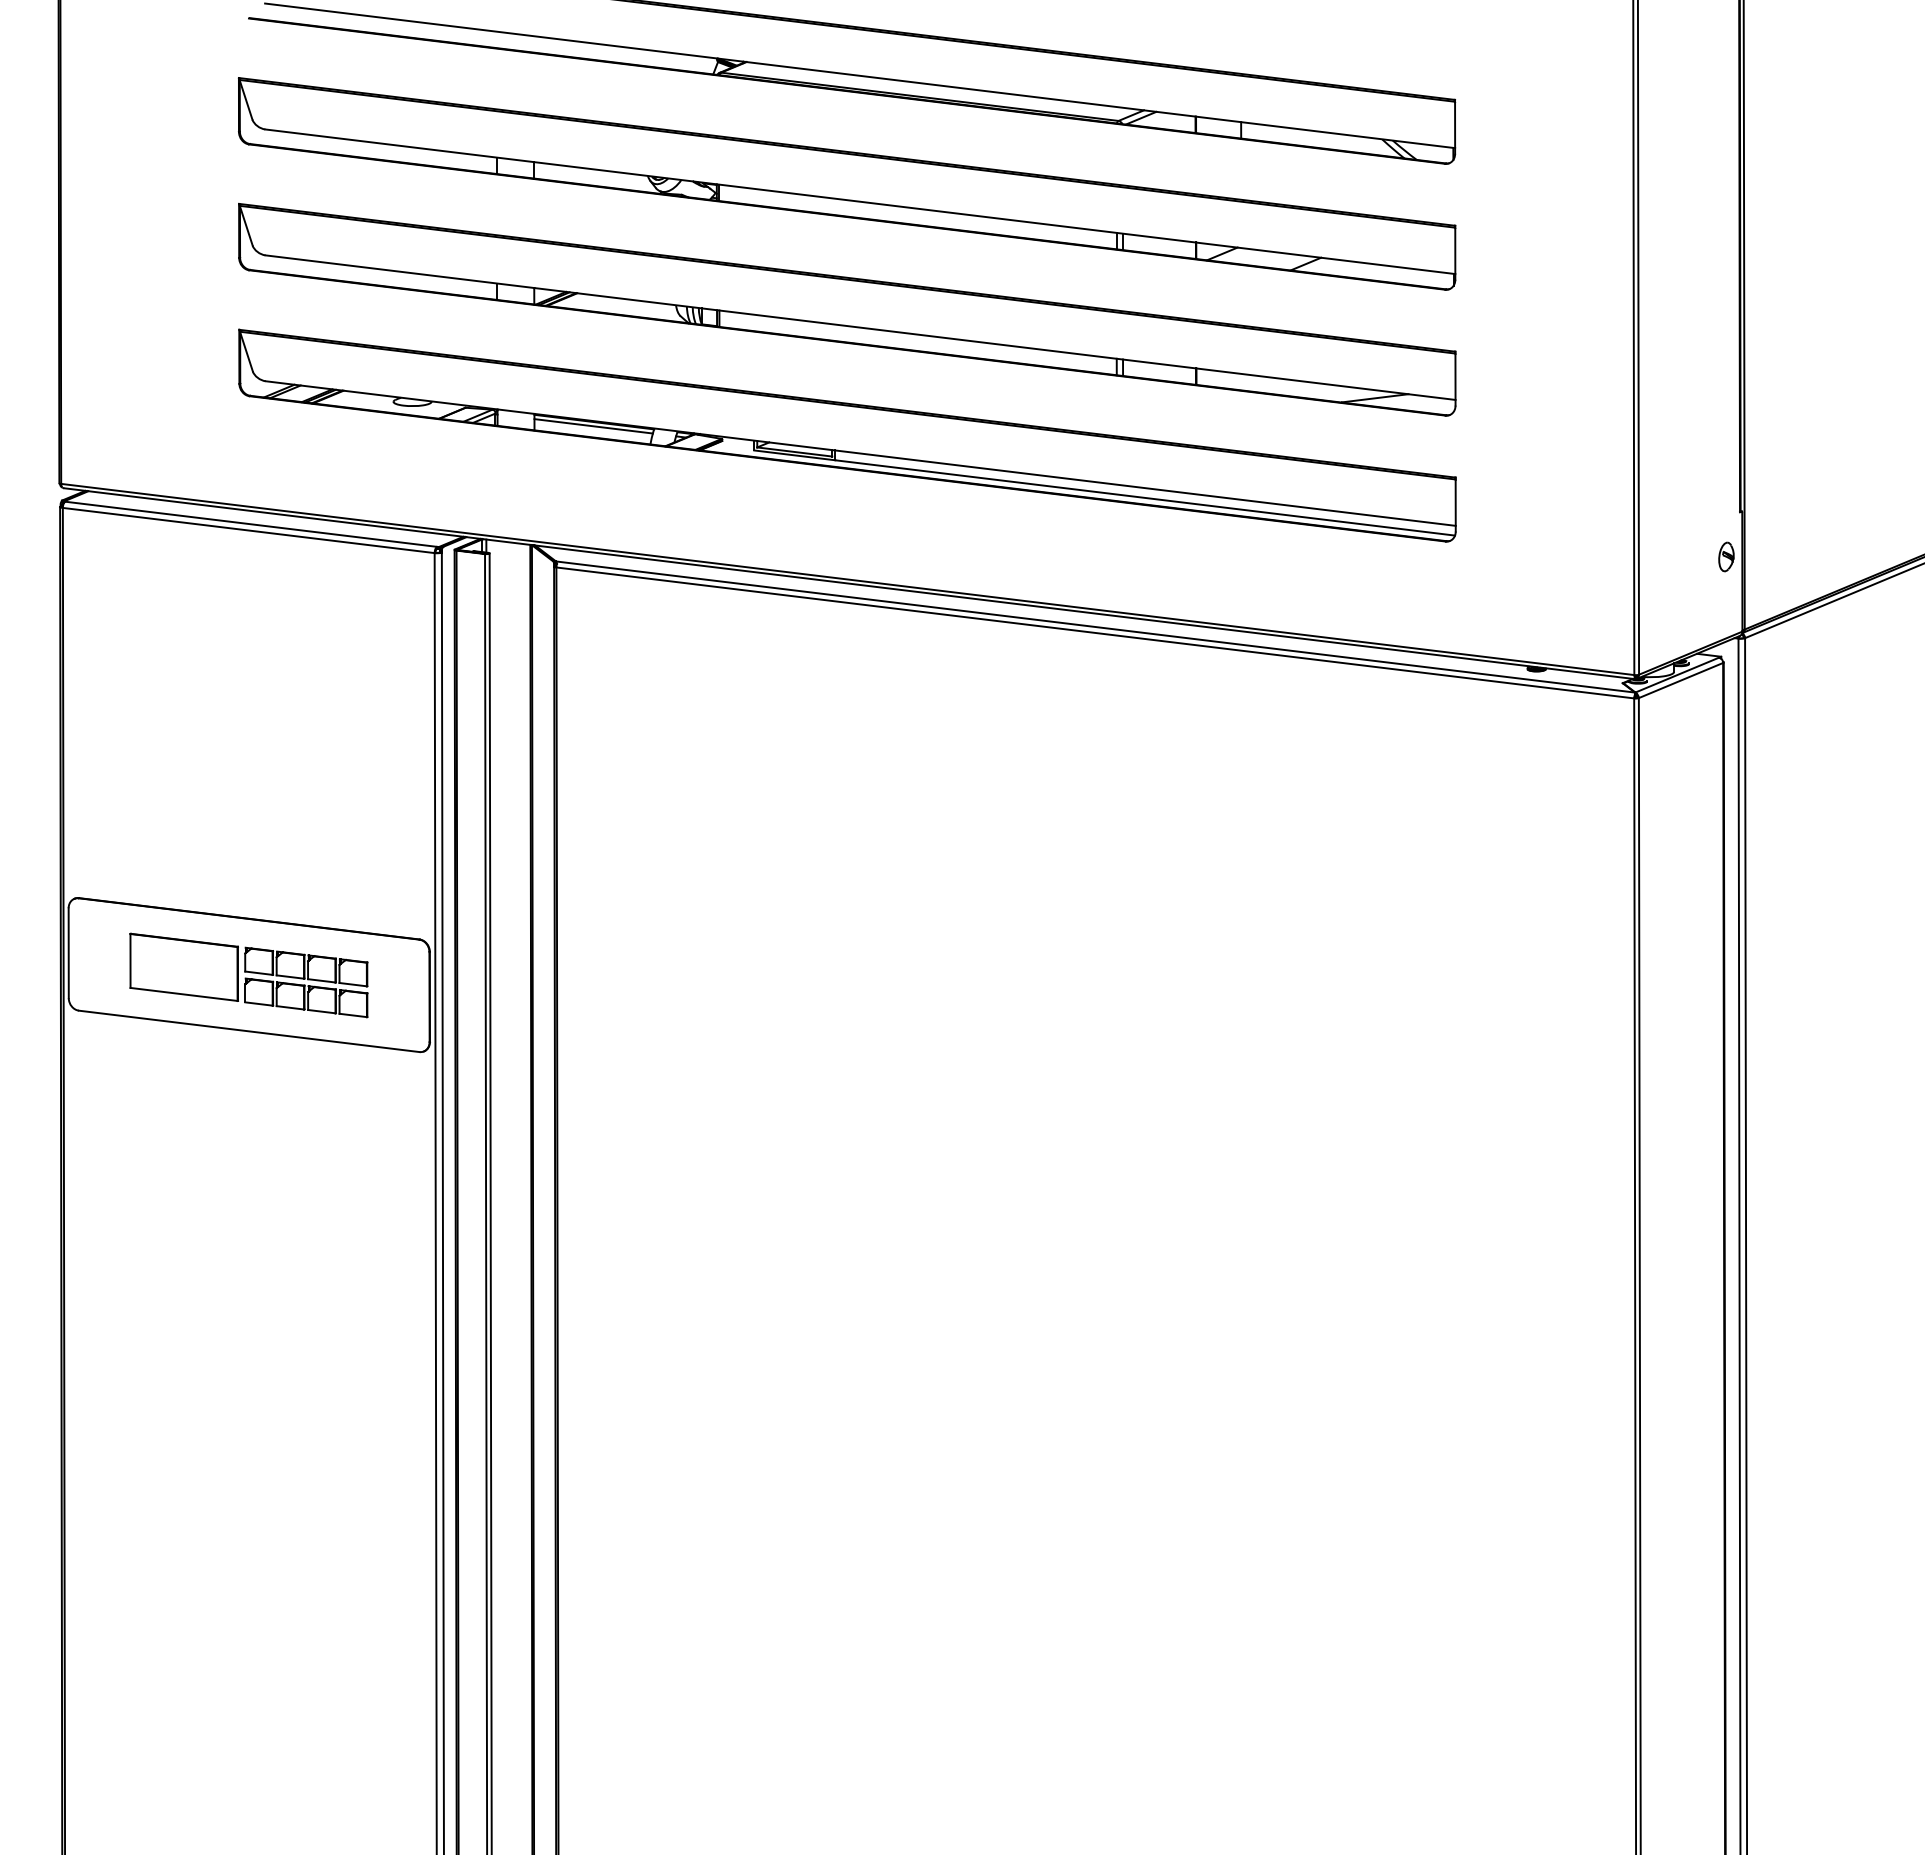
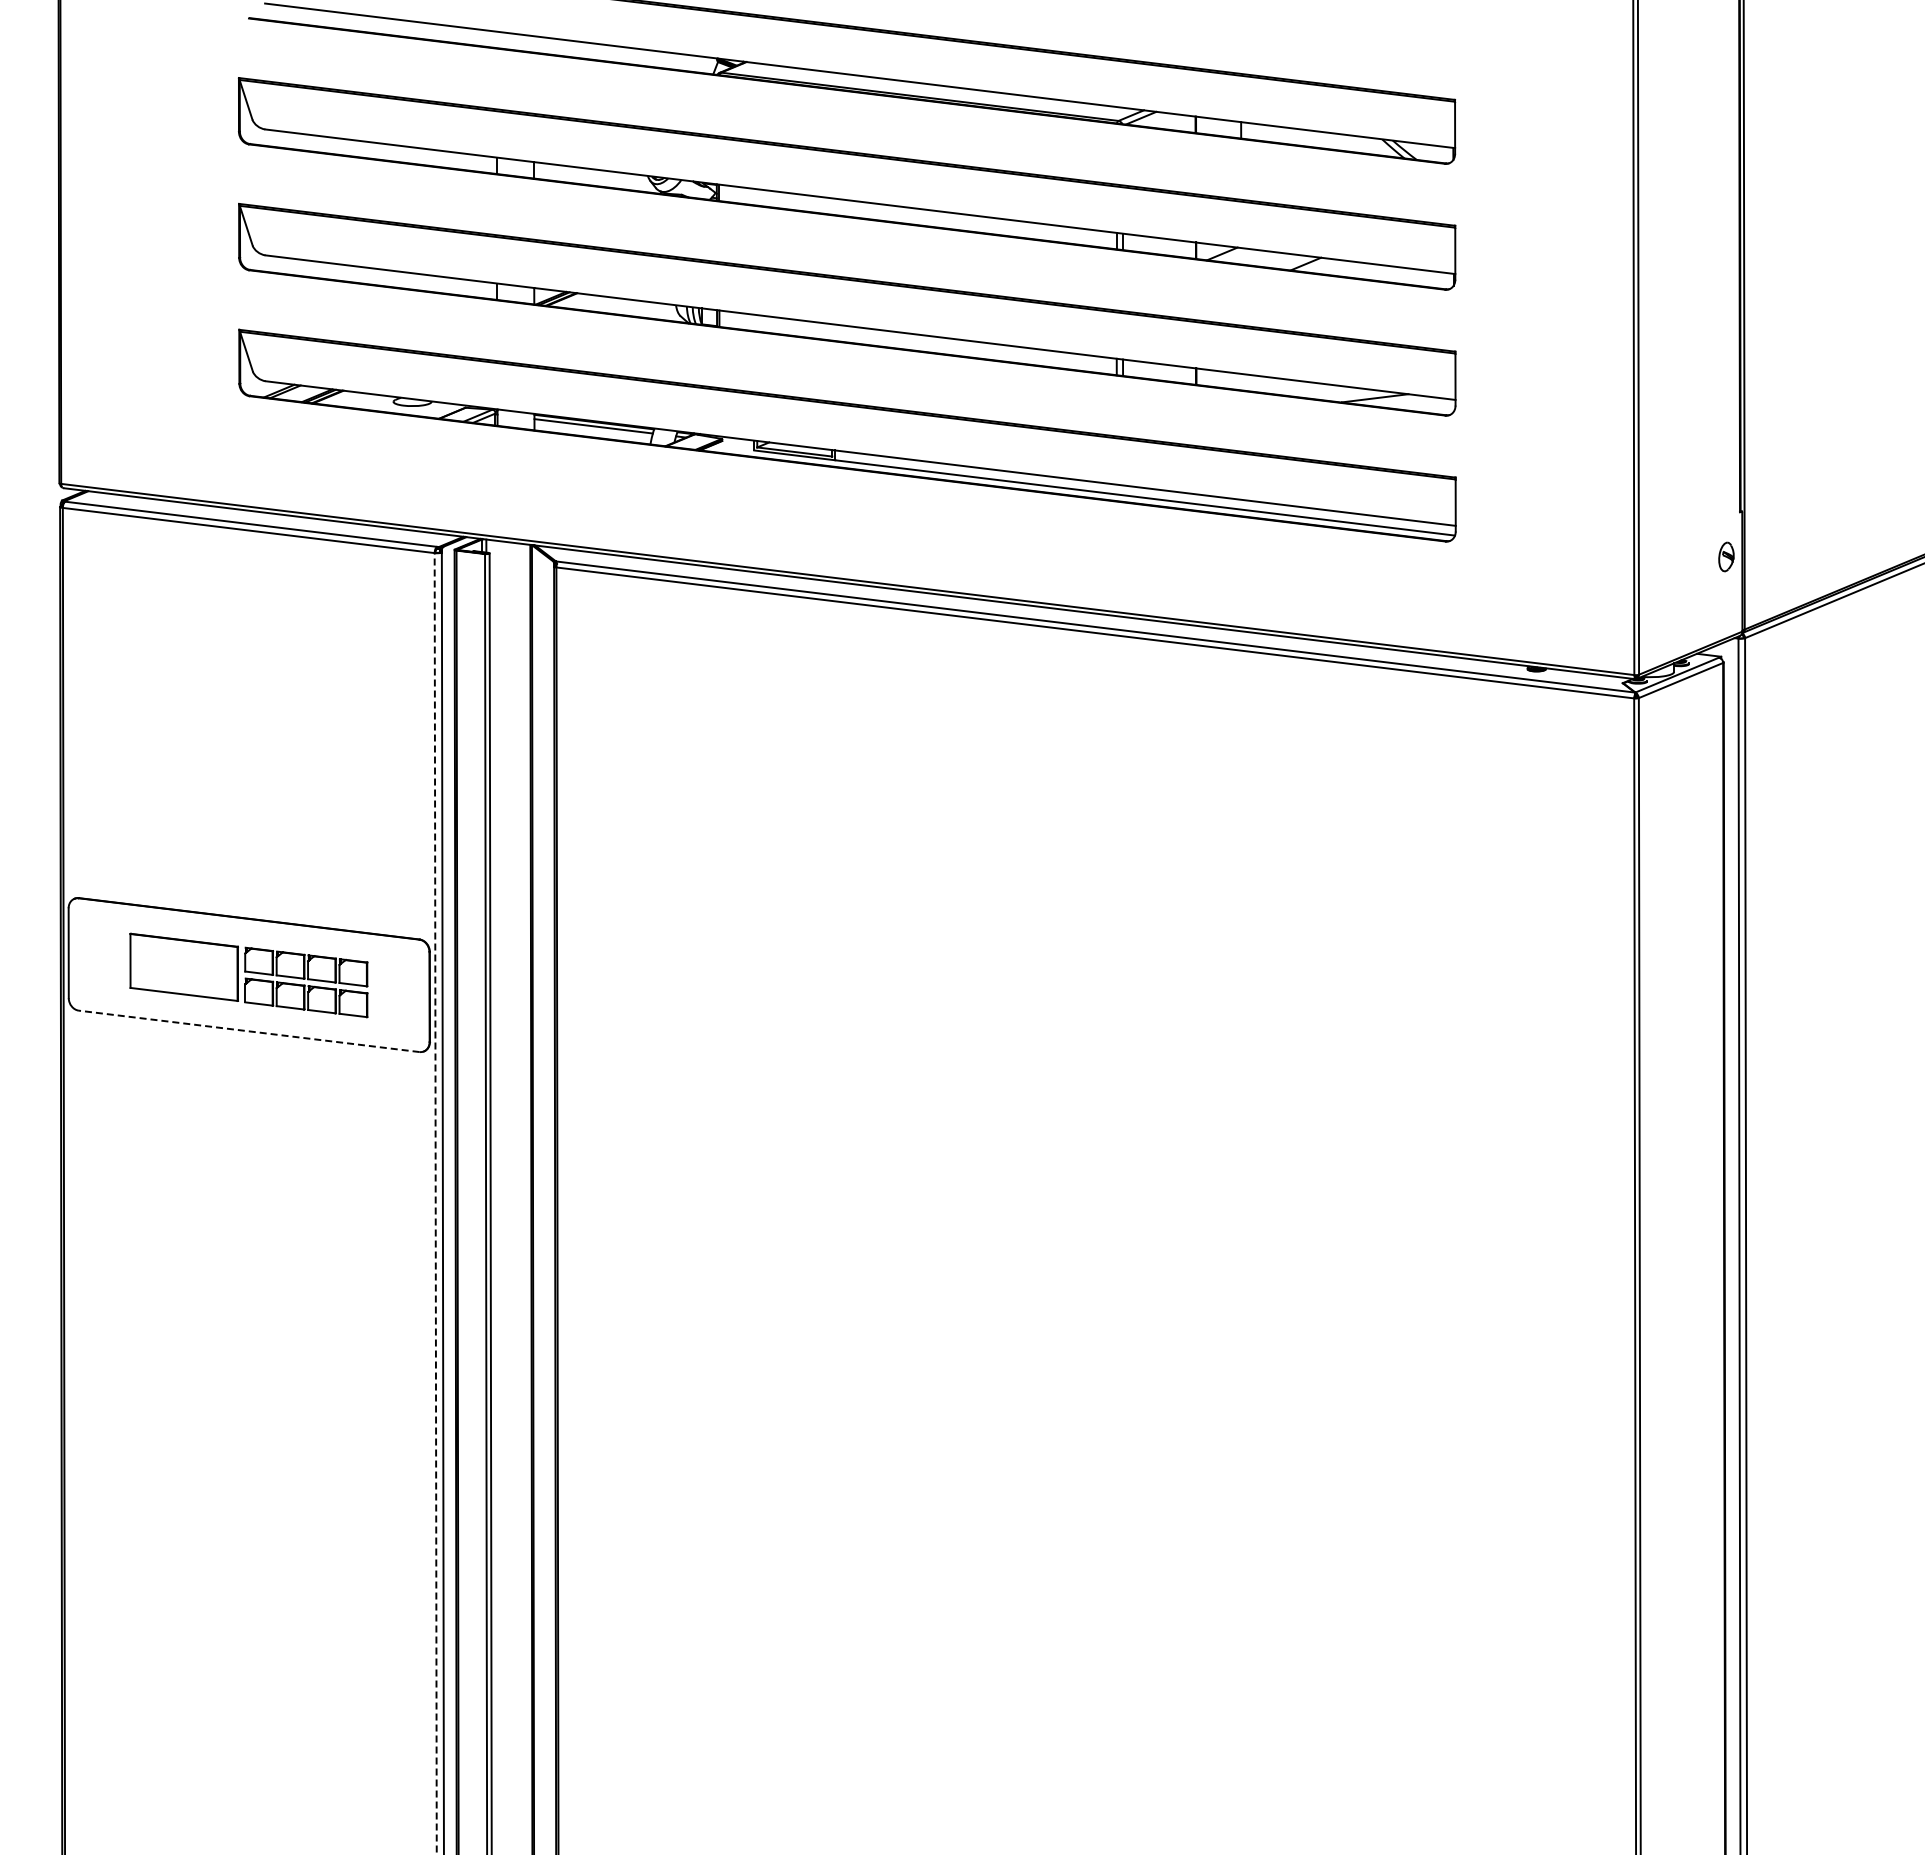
line: solid -> dashed (249, 1031)
line: solid -> dashed (435, 1204)
